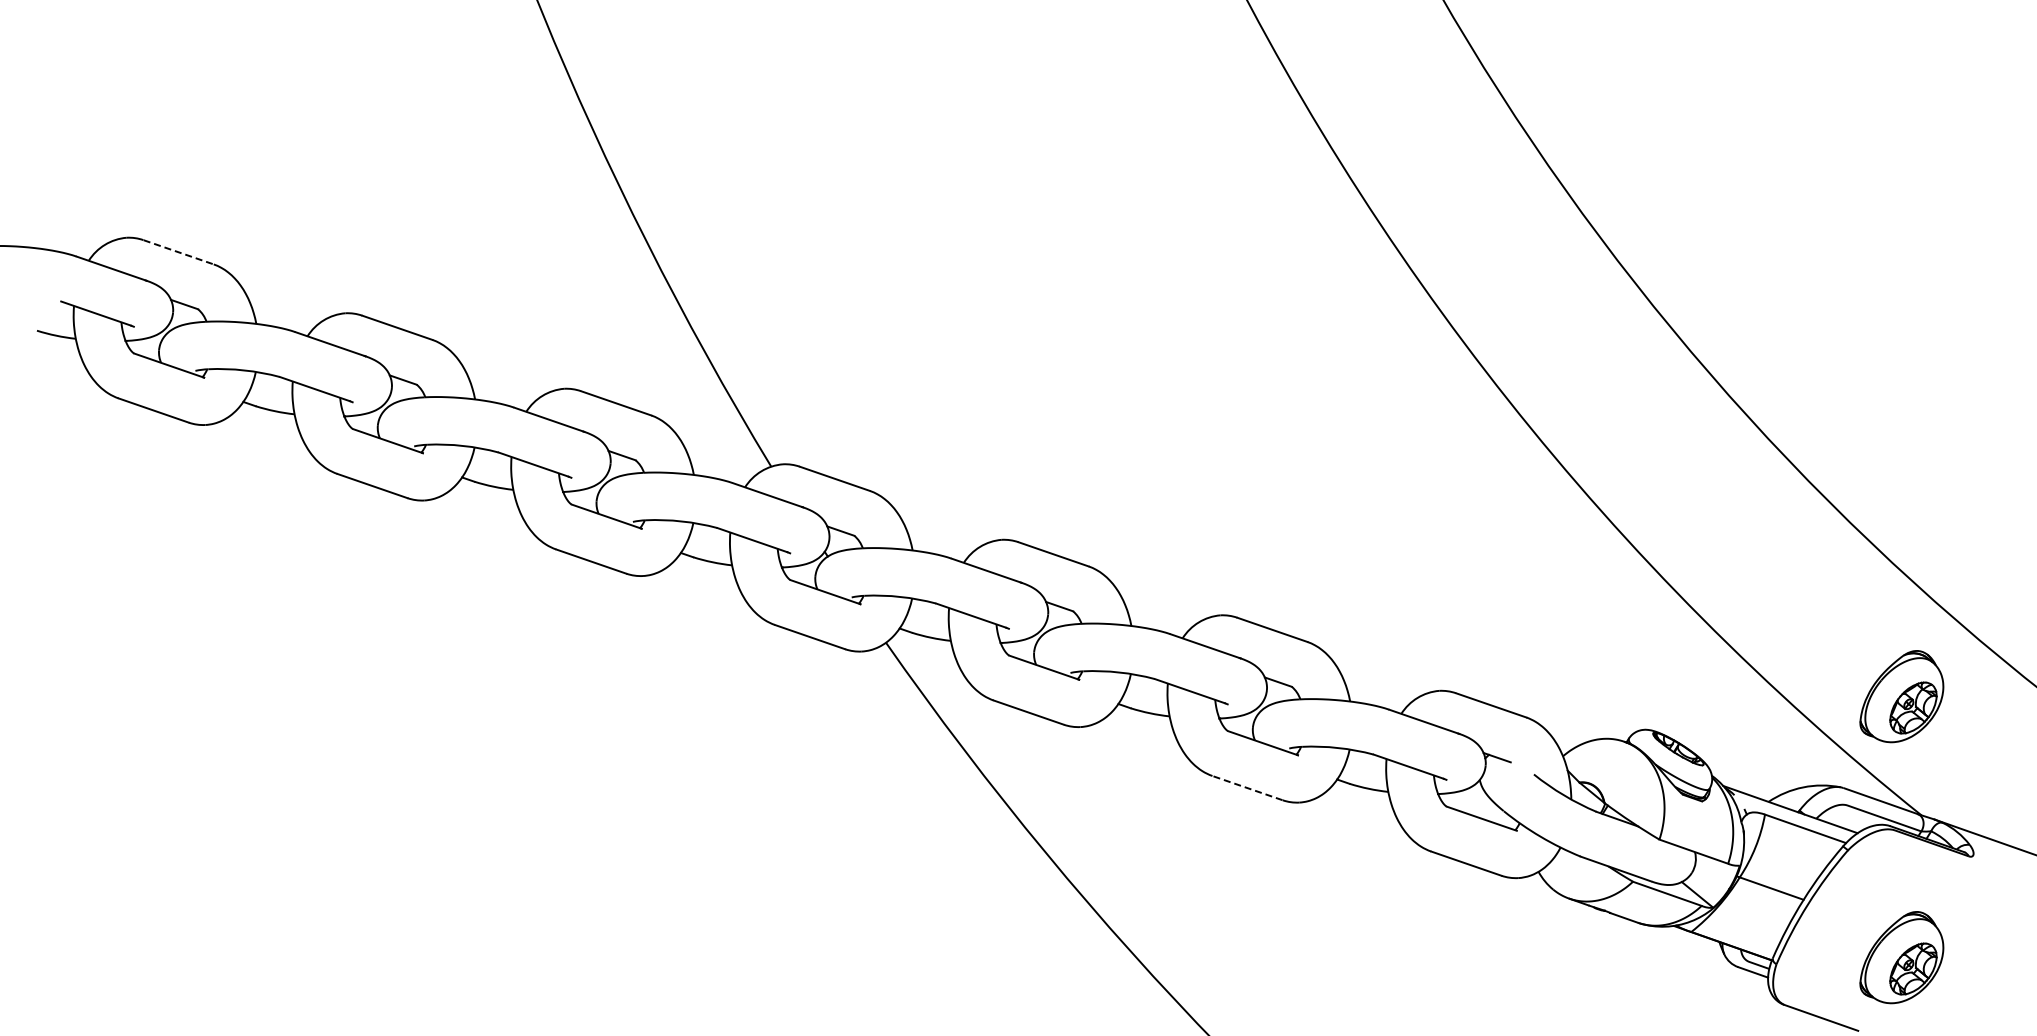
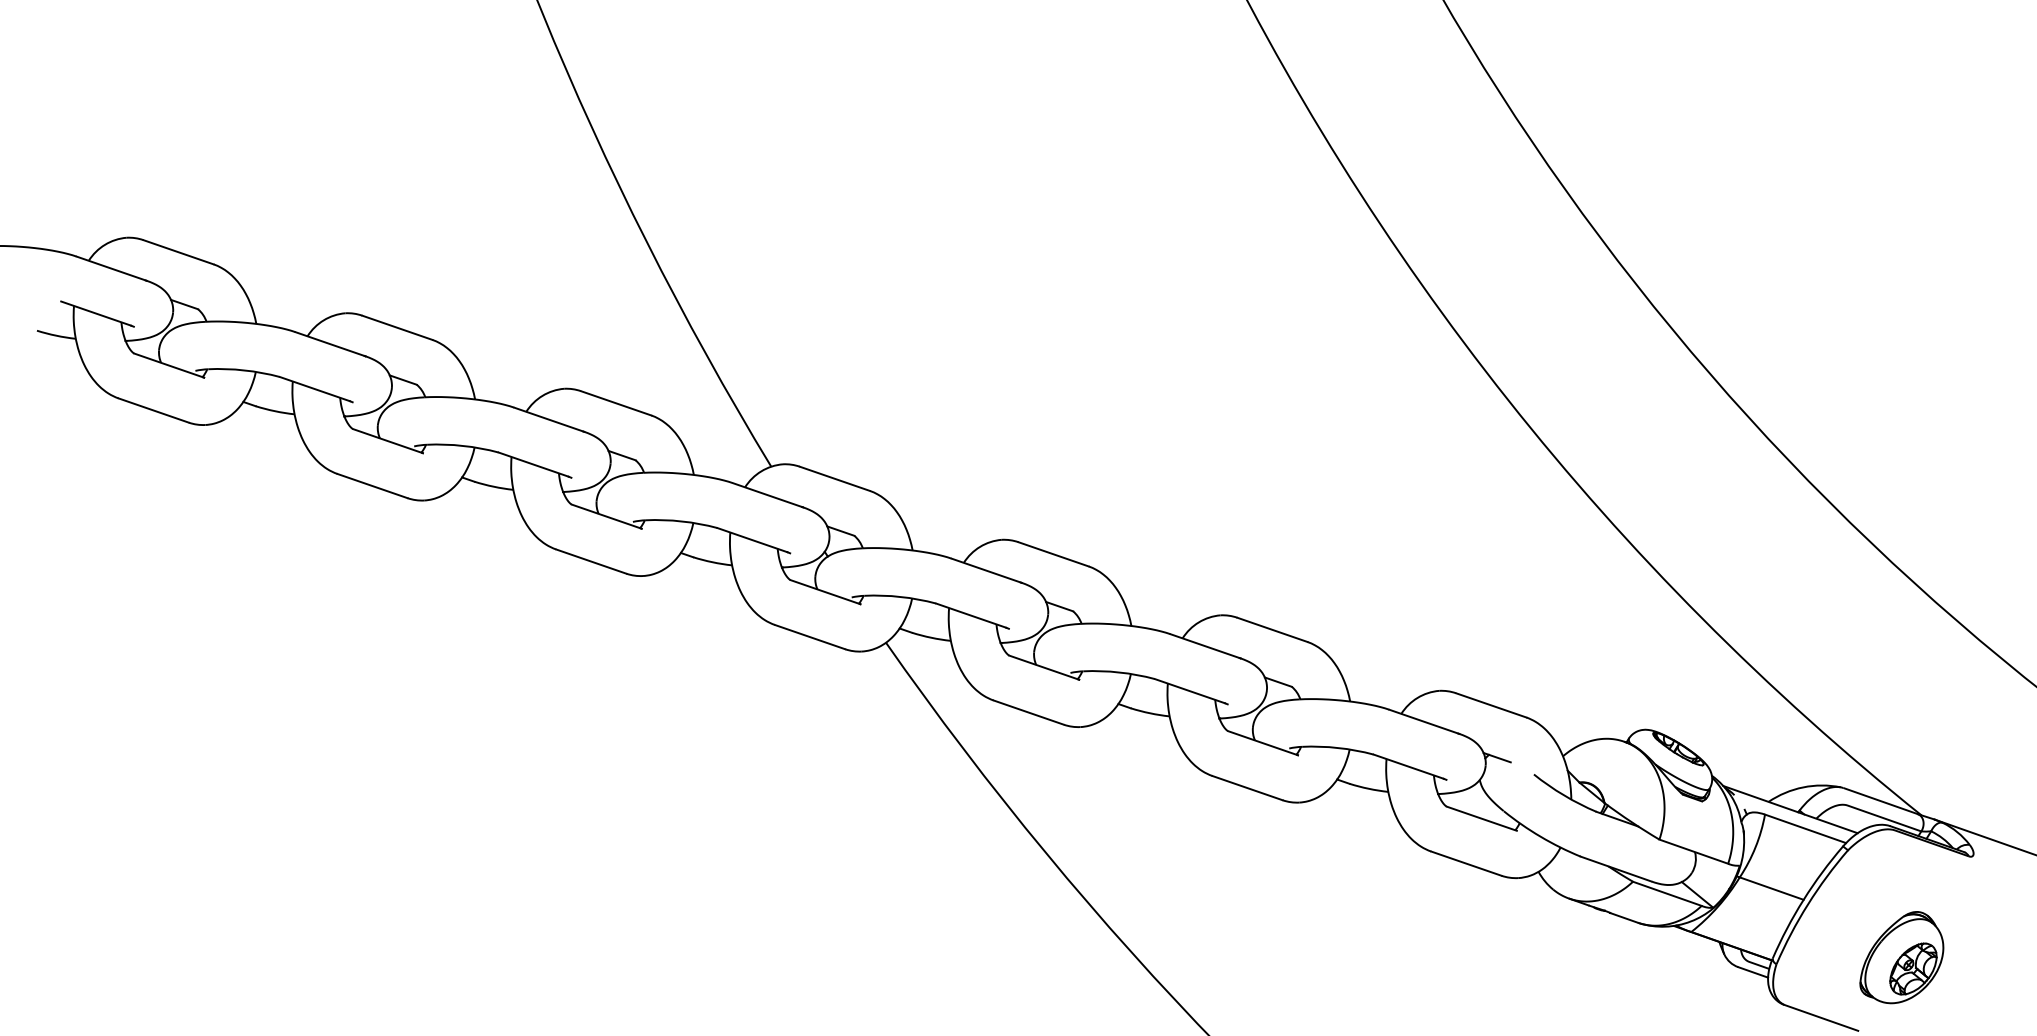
line: dashed -> solid (178, 252)
part: present -> none (1901, 696)
line: dashed -> solid (1247, 788)
